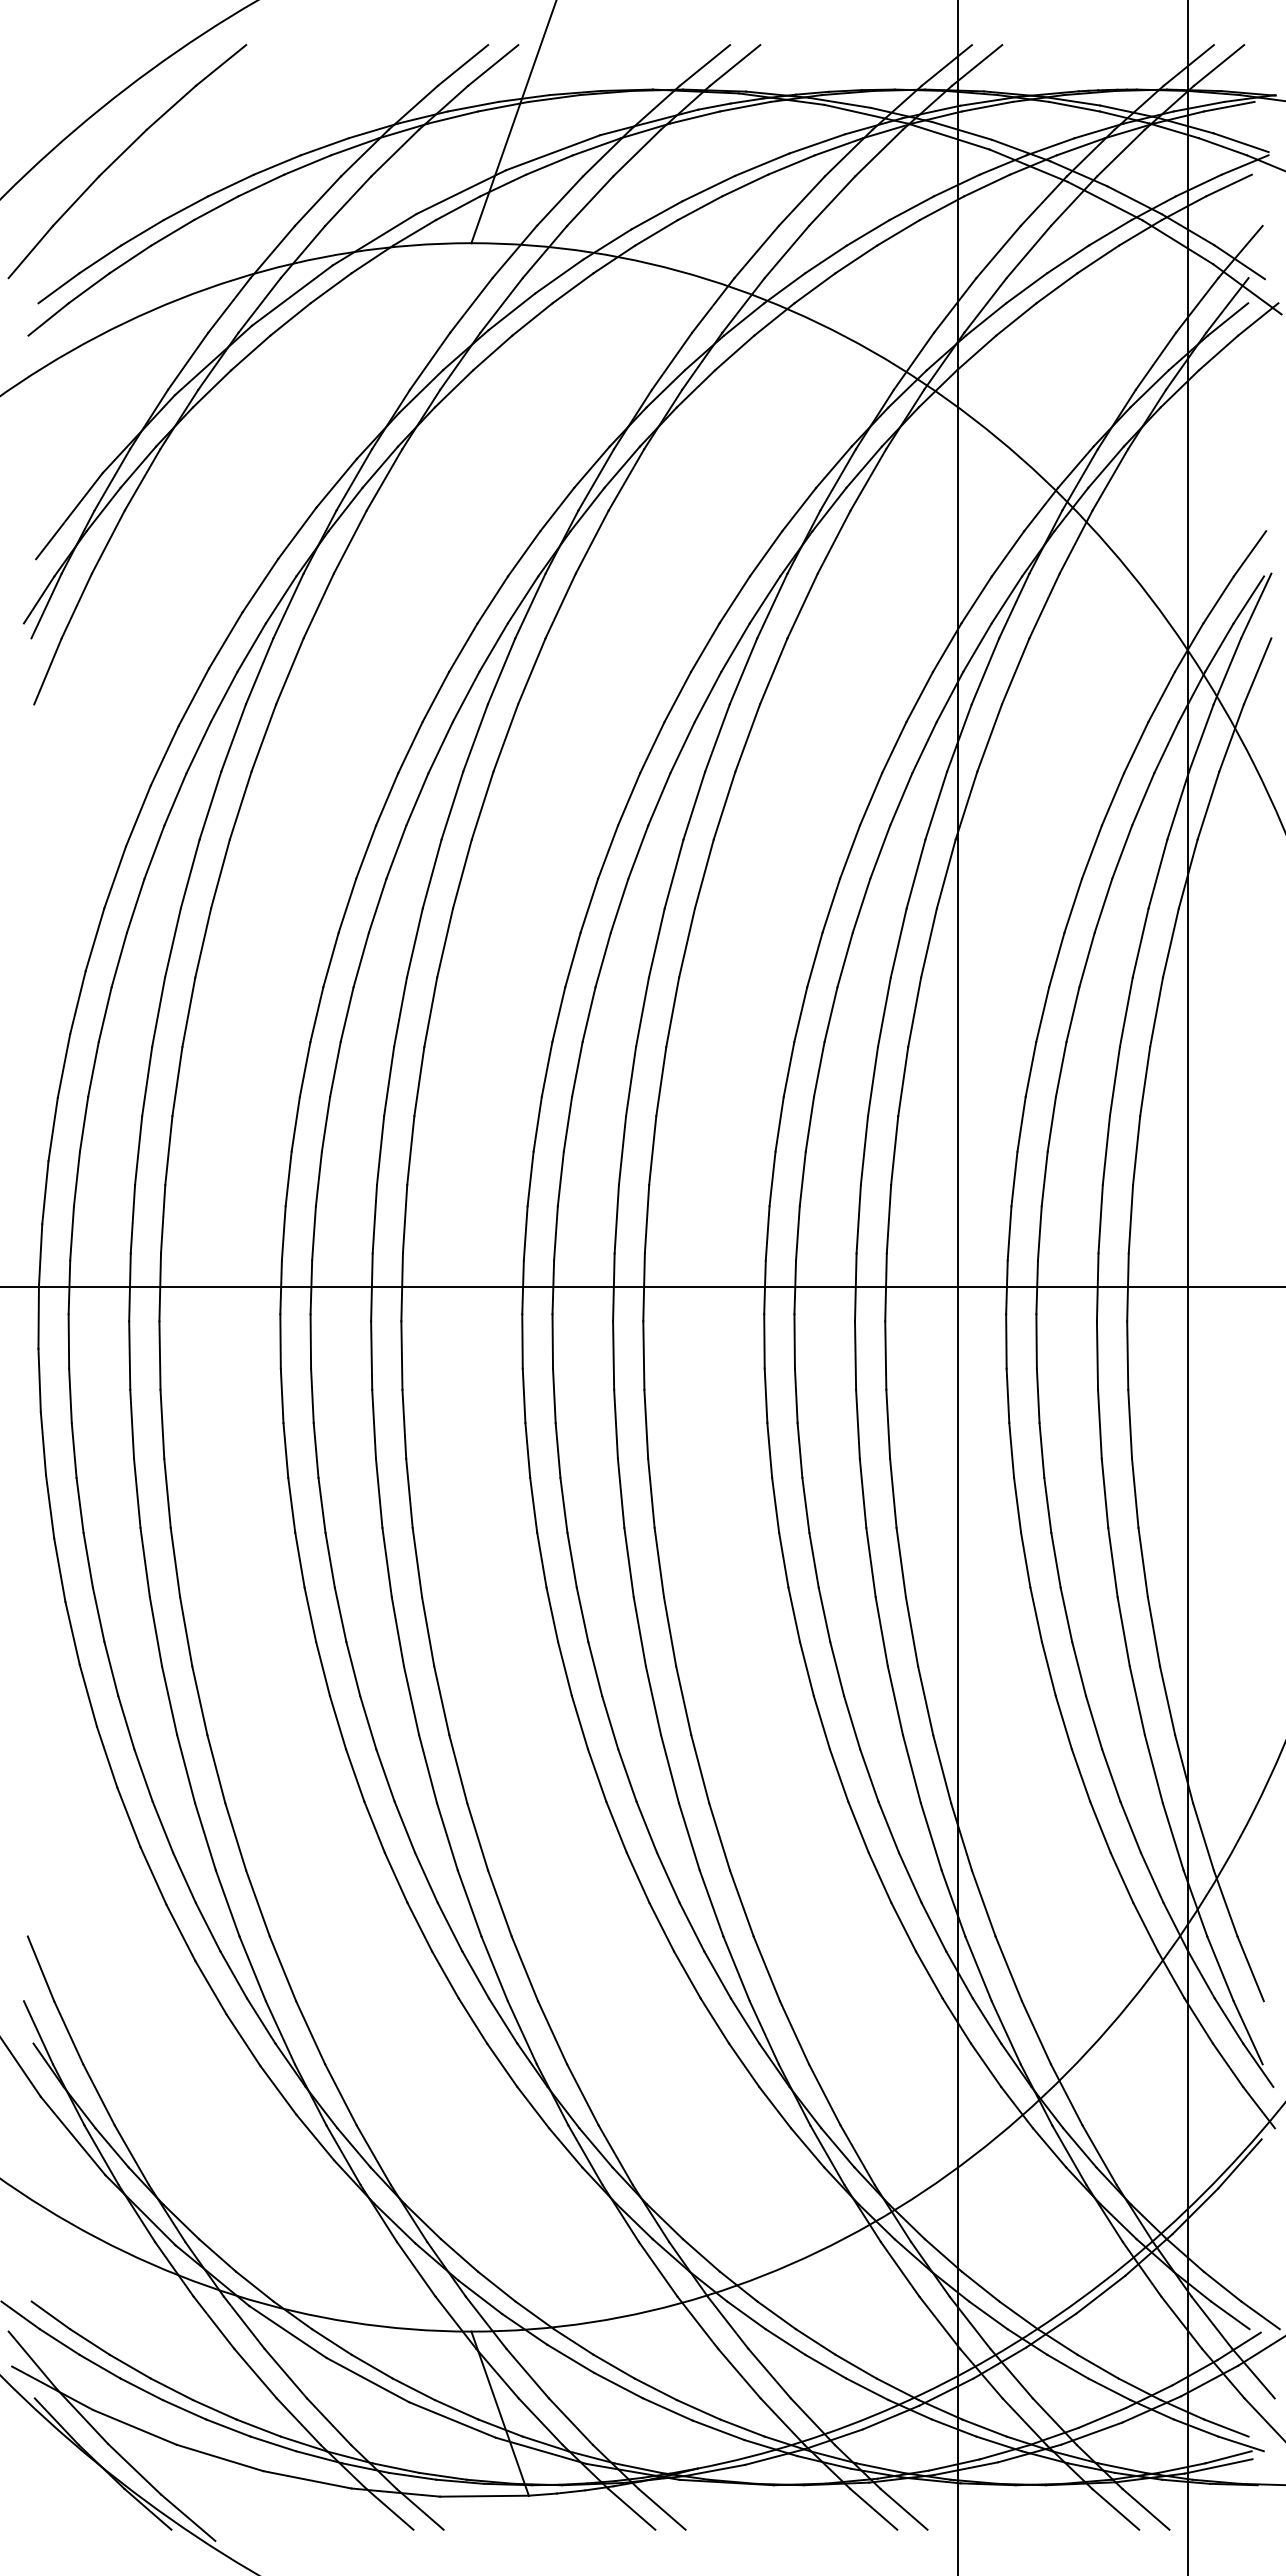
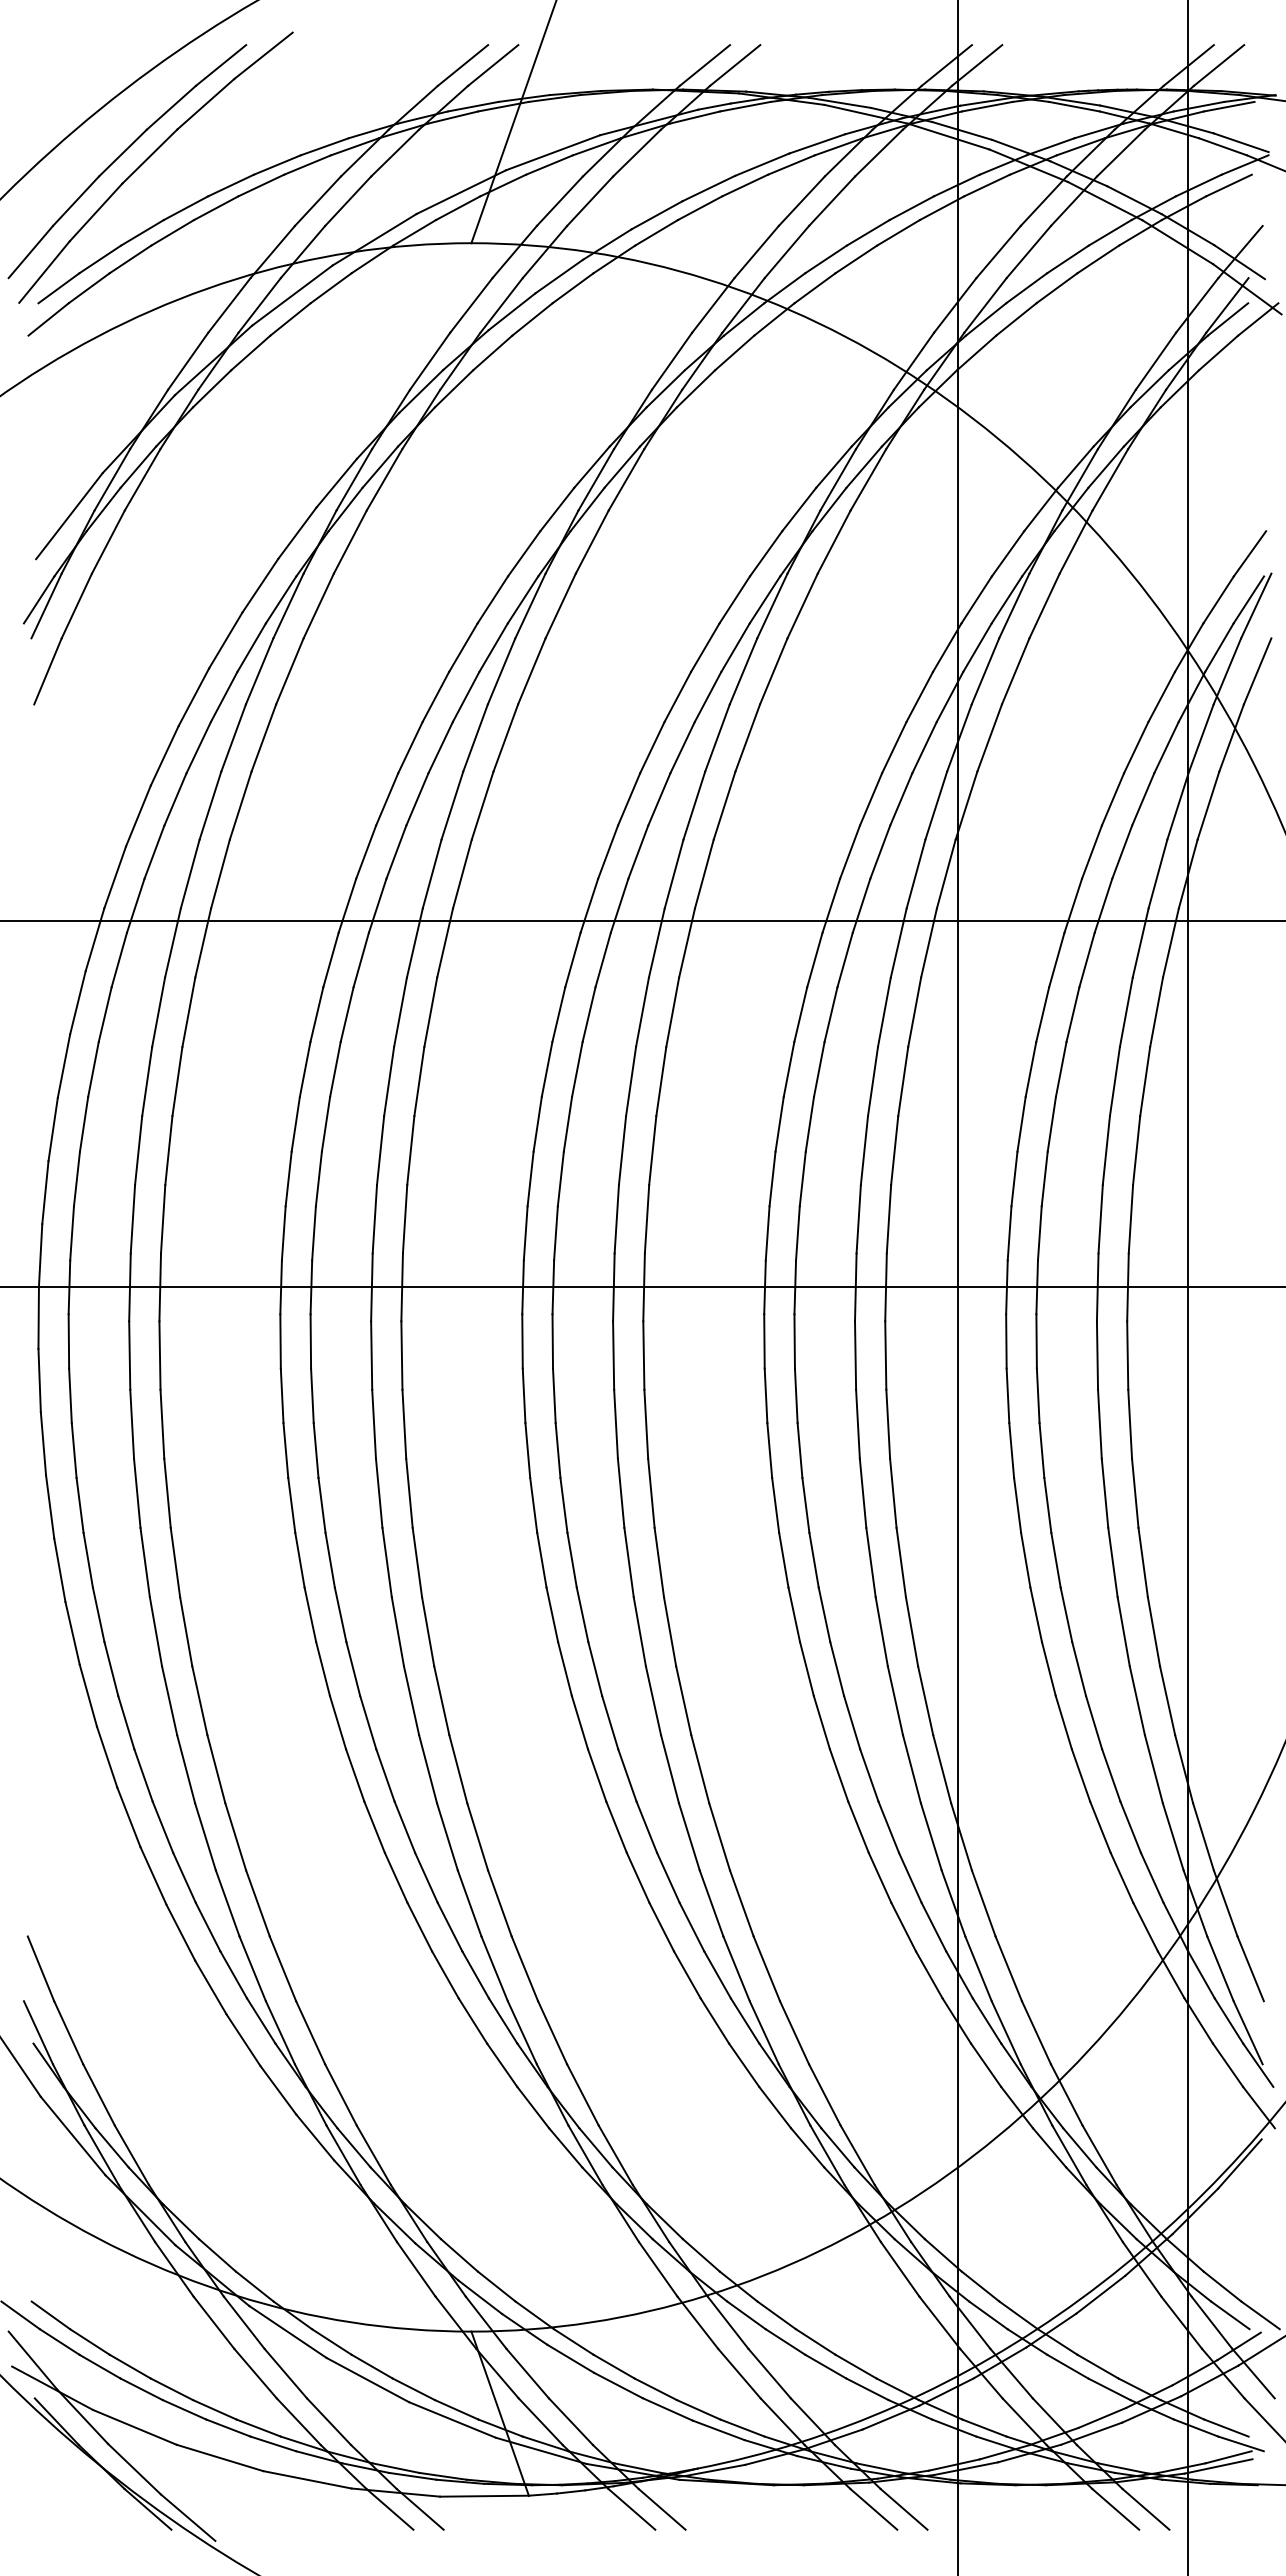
part: none -> present (148, 159)
line: none -> present (642, 921)
